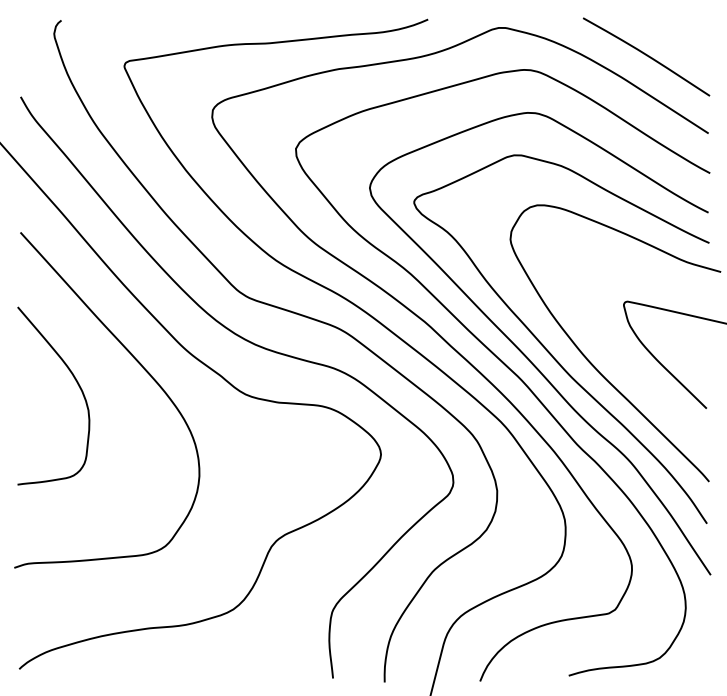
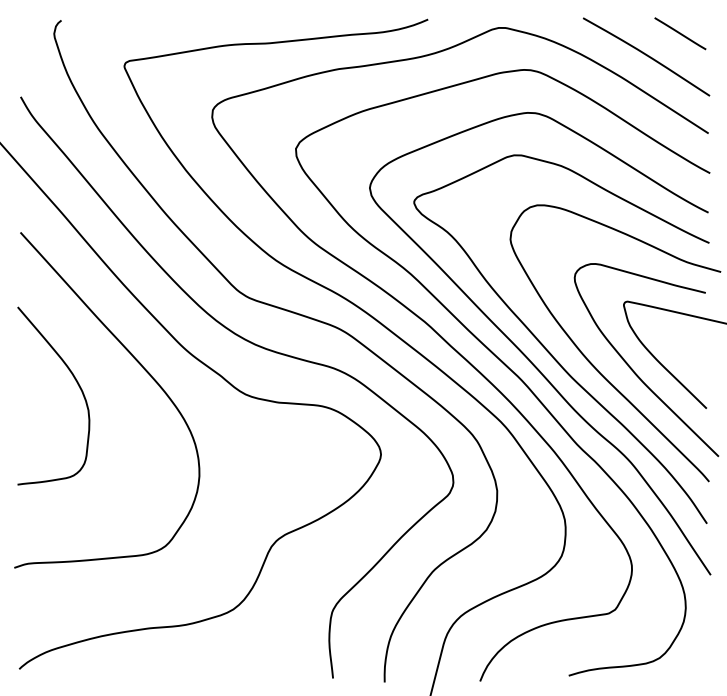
line: none -> present (680, 33)
curve: none -> present (633, 369)
